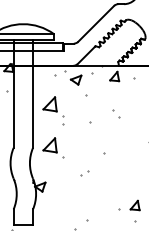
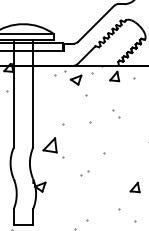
part: present -> none (53, 106)
part position: (134, 205) -> (134, 187) (134, 187)
